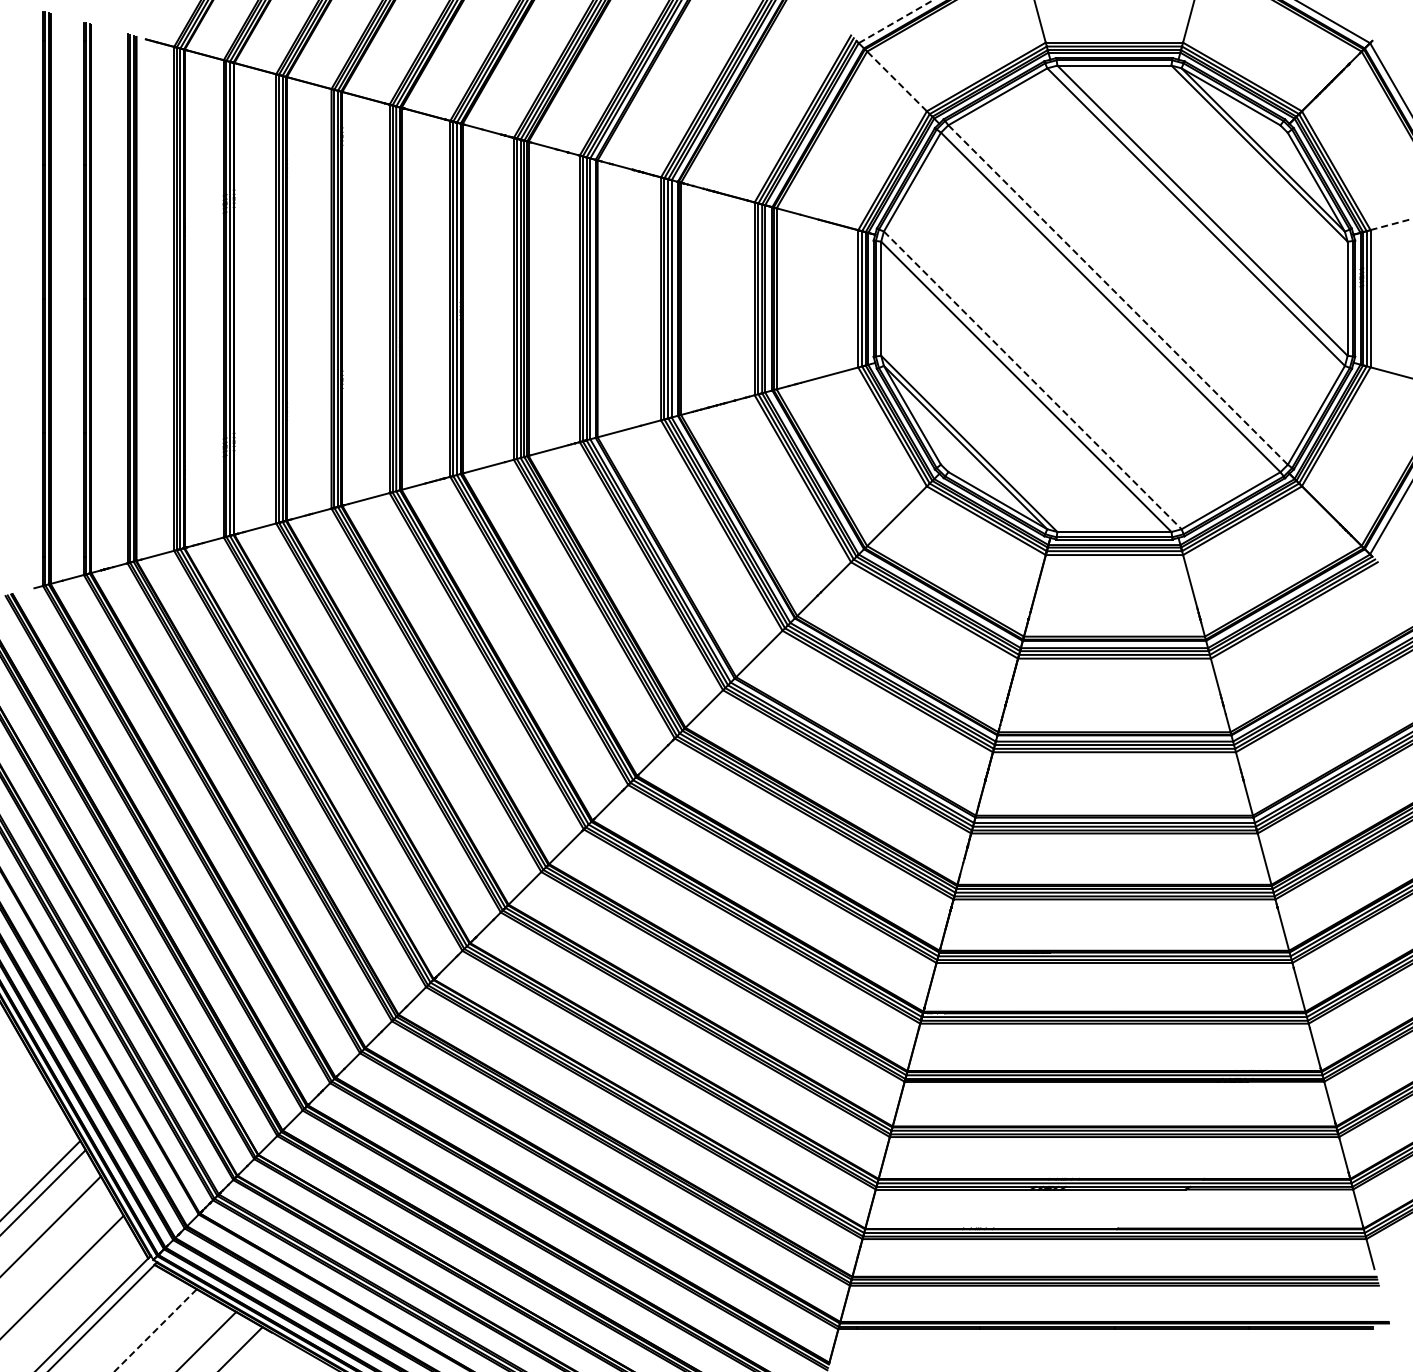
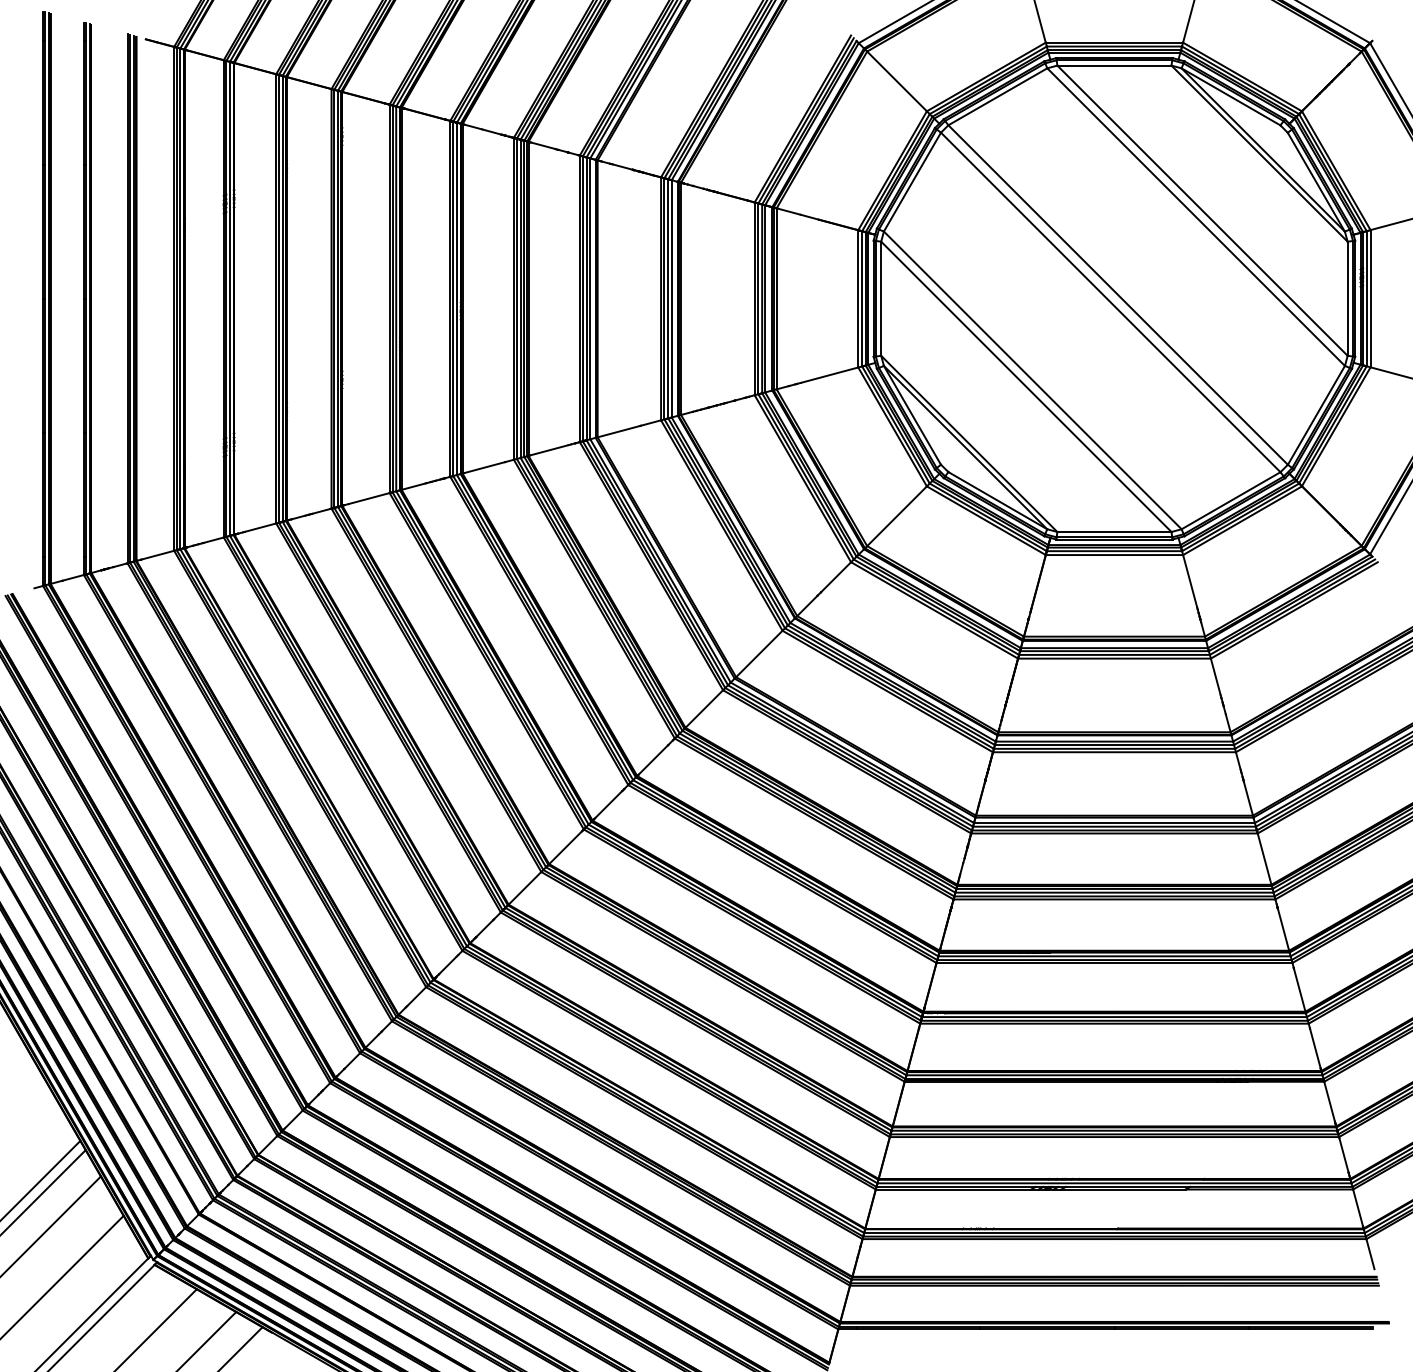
line: dashed -> solid (895, 21)
line: dashed -> solid (896, 81)
line: dashed -> solid (1391, 224)
line: dashed -> solid (1118, 295)
line: dashed -> solid (1032, 380)
line: dashed -> solid (155, 1330)
